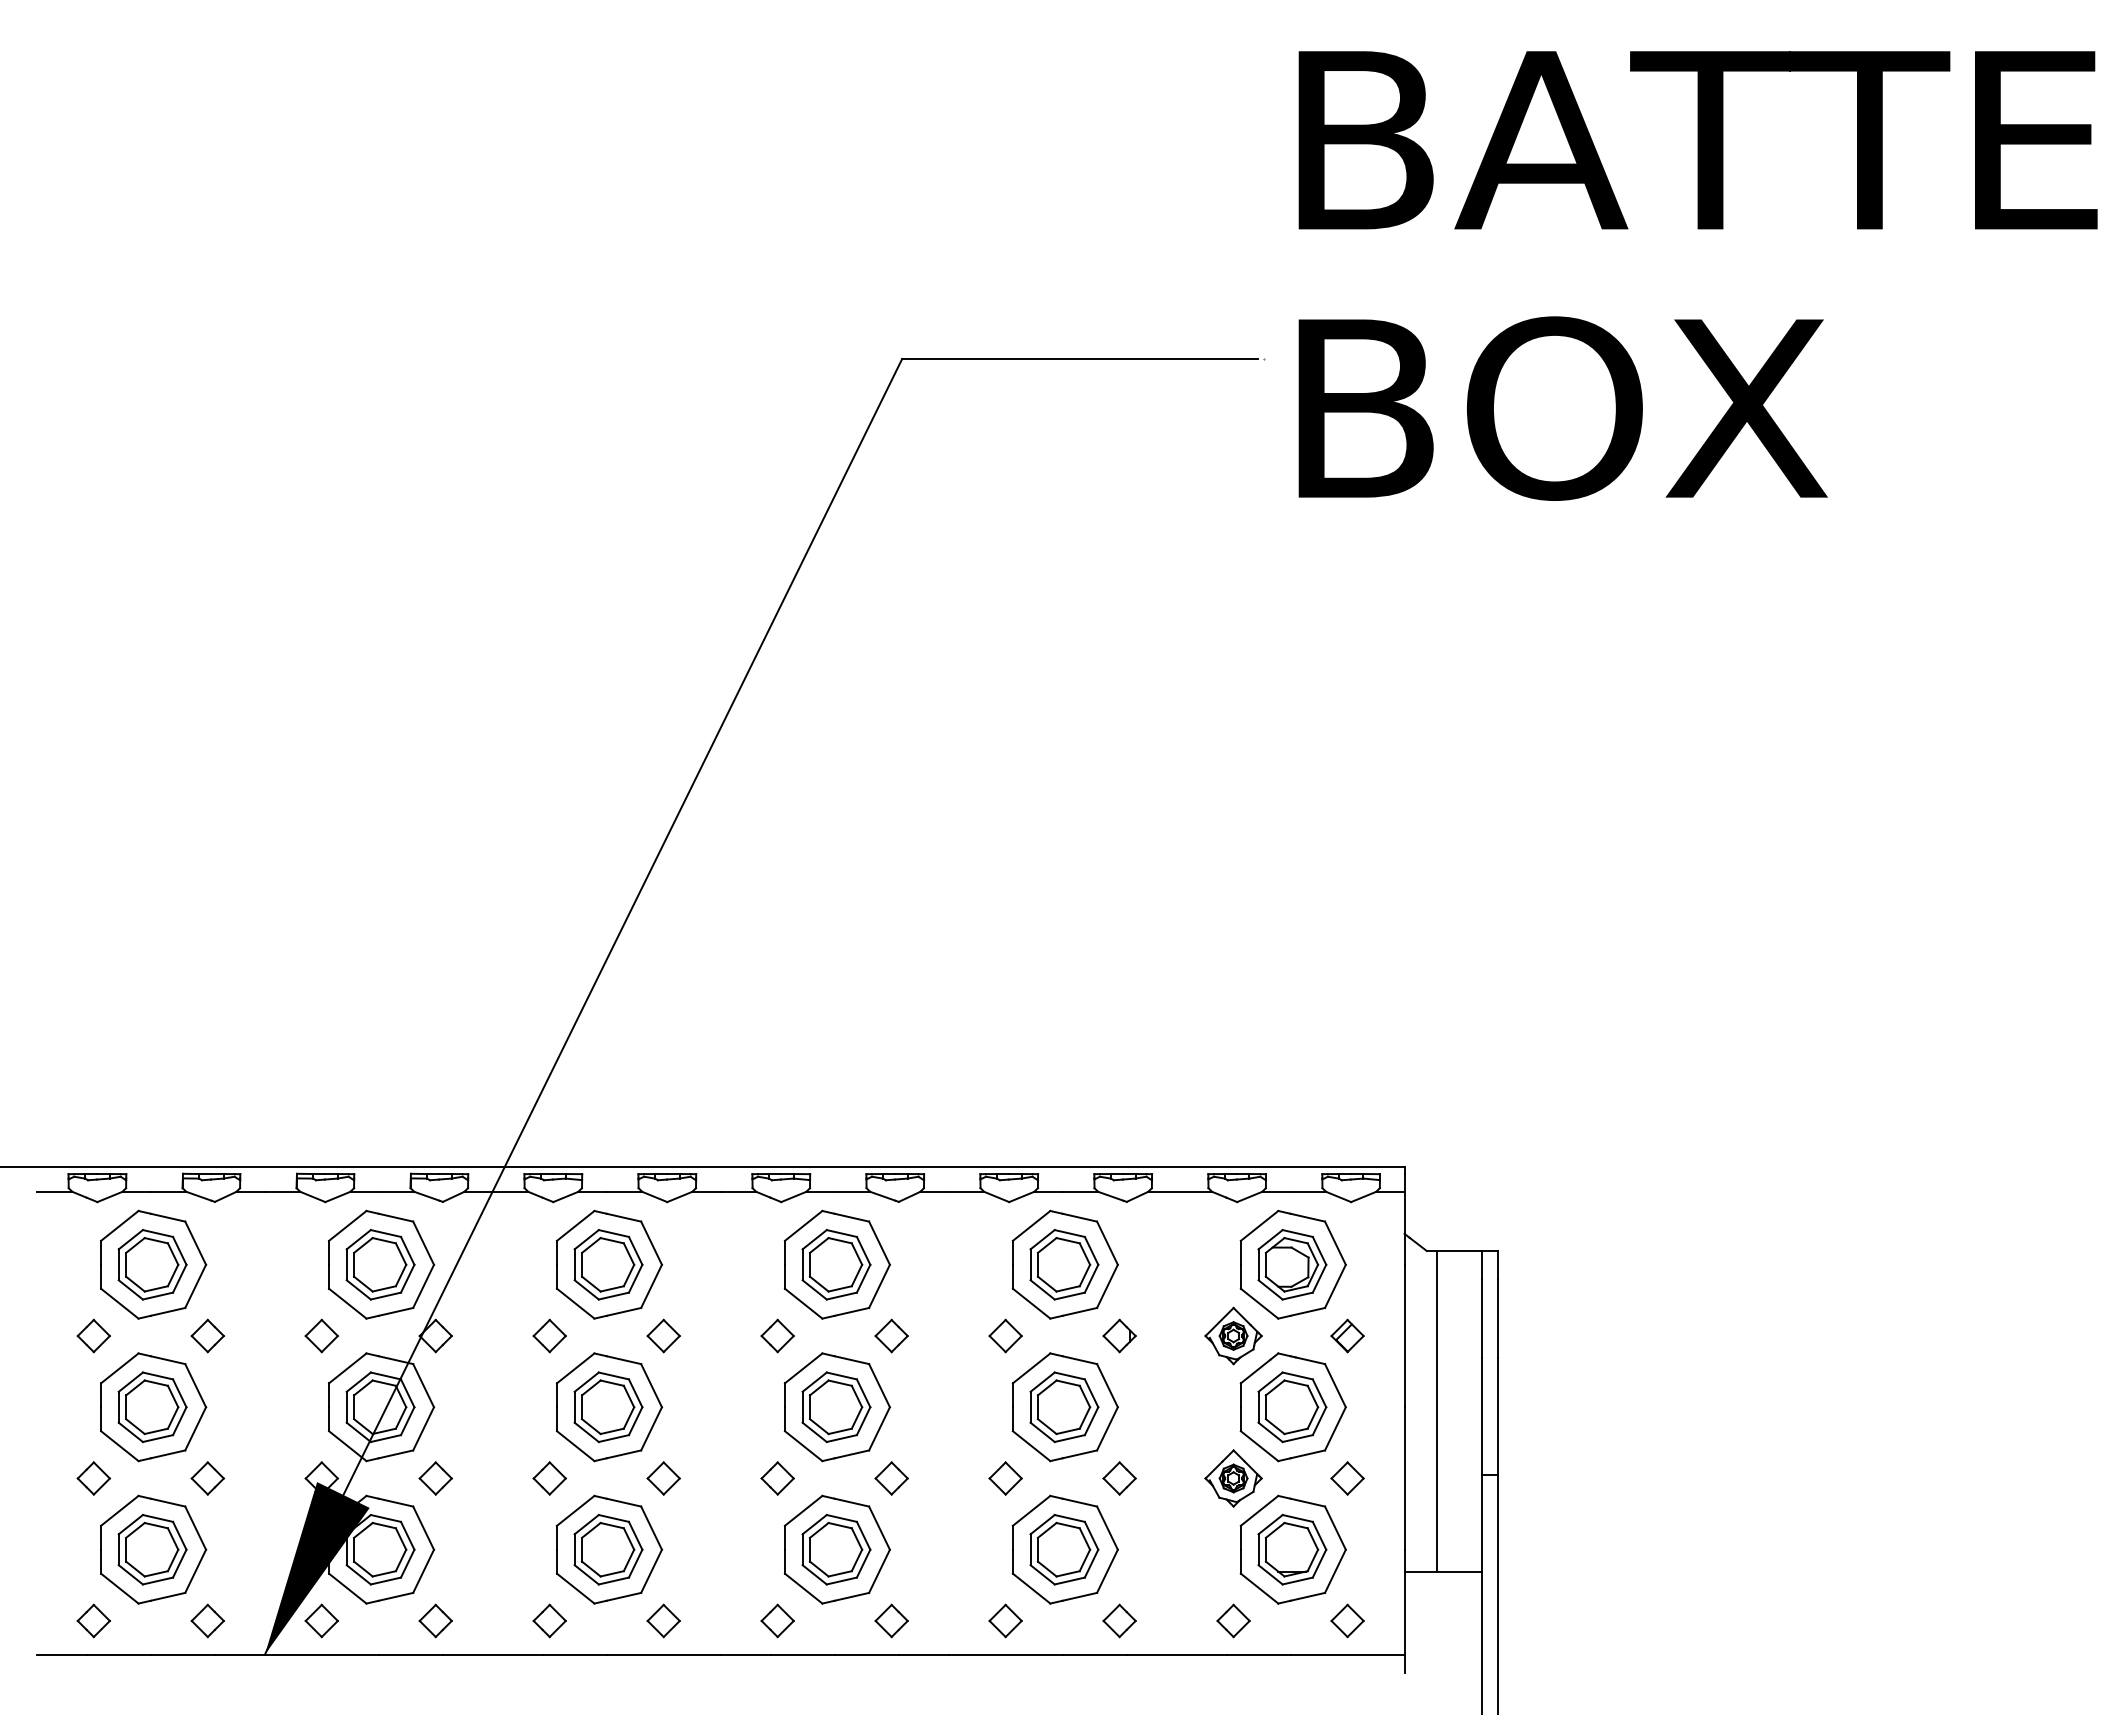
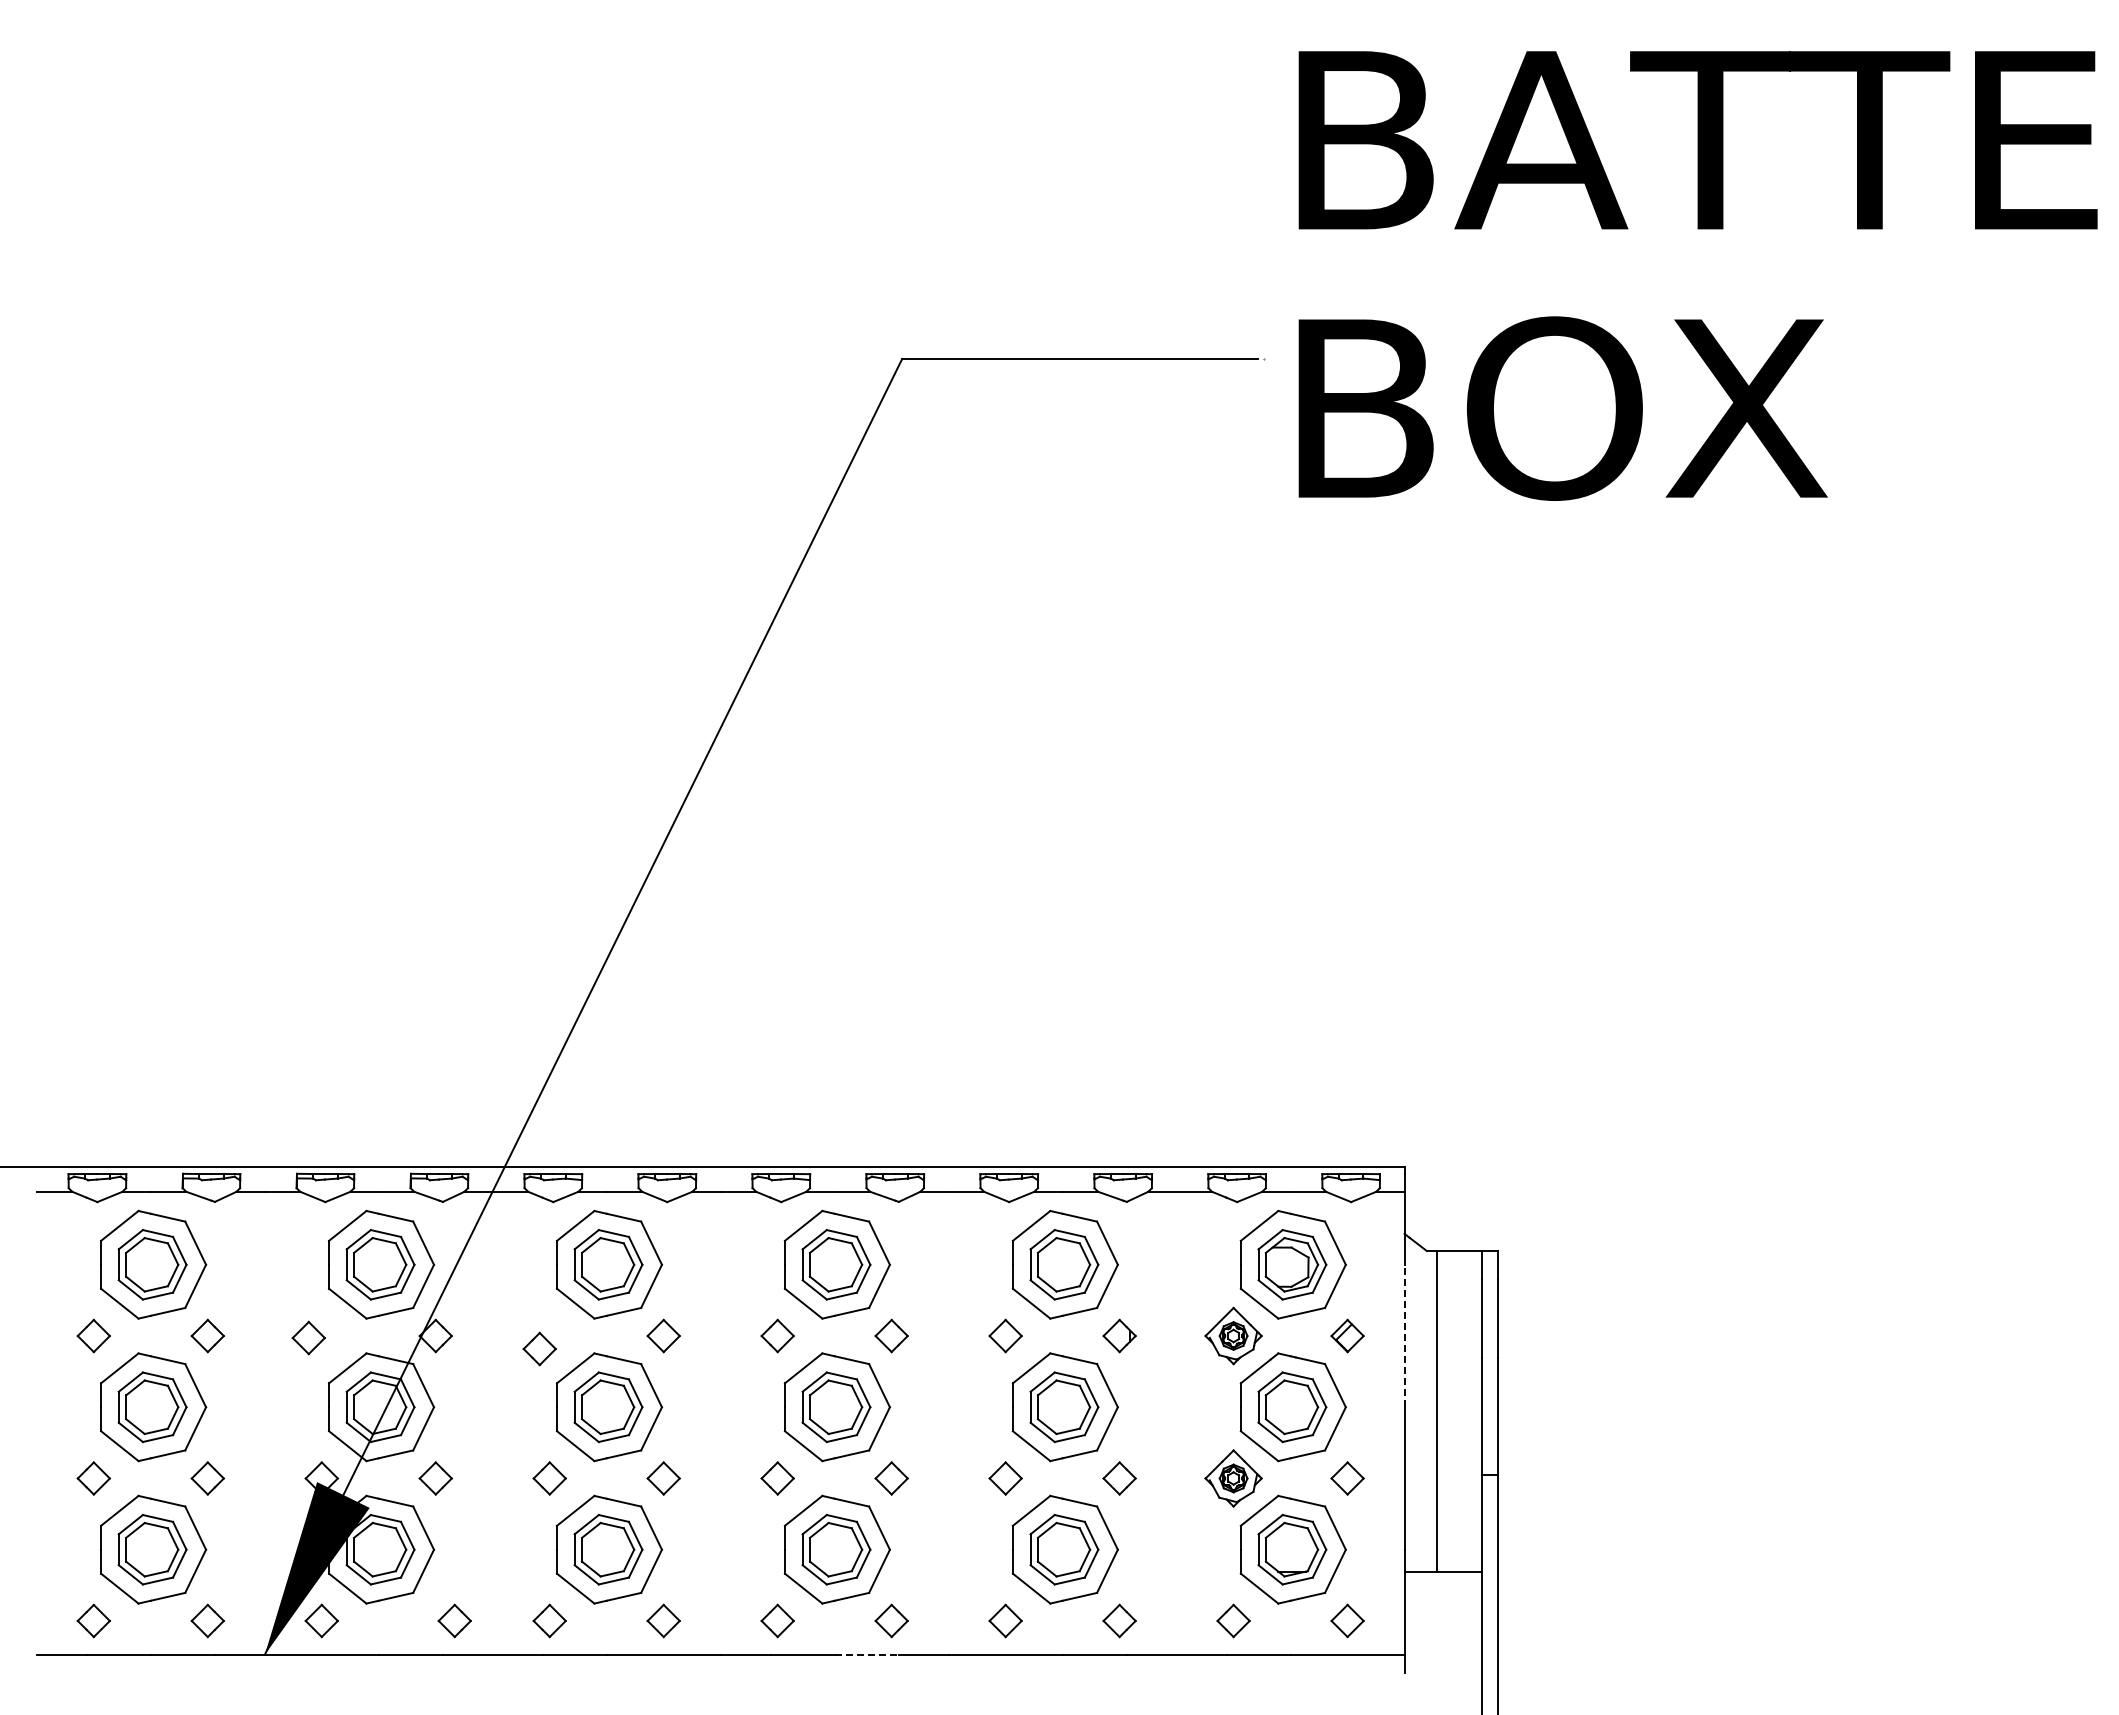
part position: (321, 1335) -> (308, 1337) (308, 1337)
part position: (549, 1335) -> (539, 1348) (539, 1348)
line: solid -> dashed (1404, 1335)
part position: (435, 1620) -> (454, 1620) (454, 1620)
line: solid -> dashed (867, 1654)
